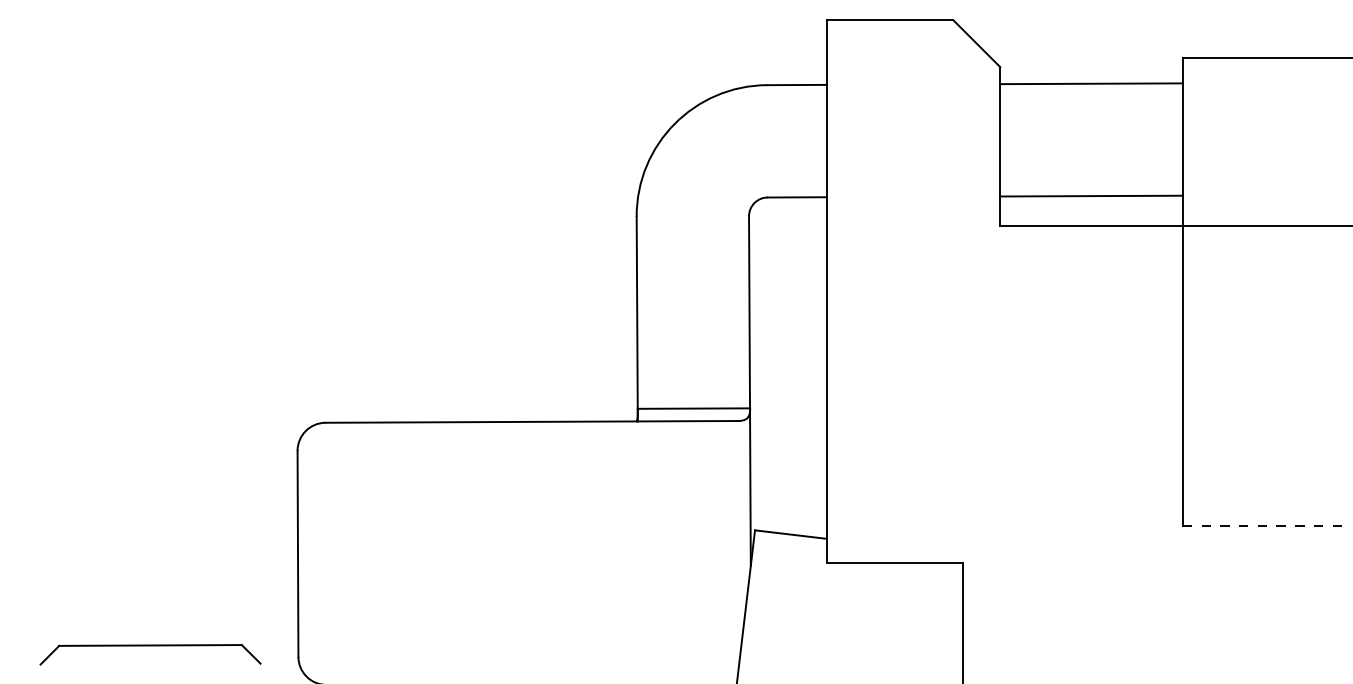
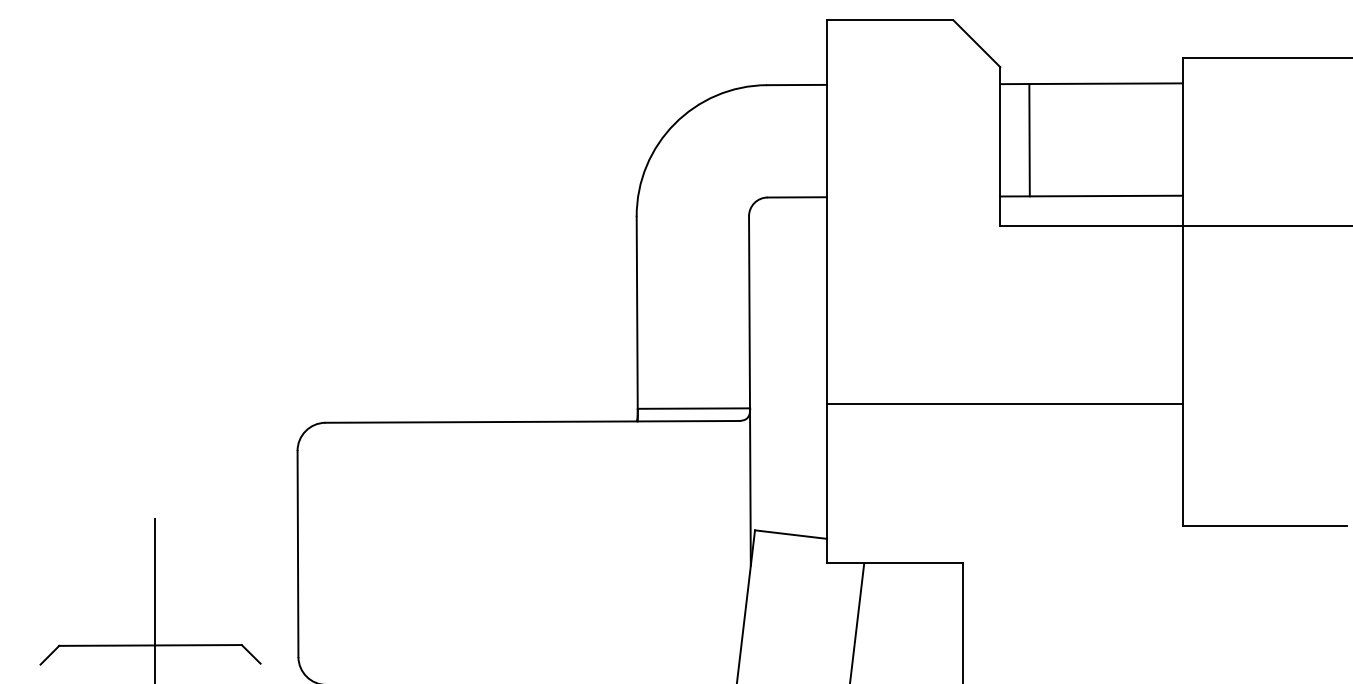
line: none -> present (1029, 140)
line: none -> present (1004, 404)
line: dashed -> solid (1264, 525)
line: none -> present (154, 598)
line: none -> present (857, 621)
